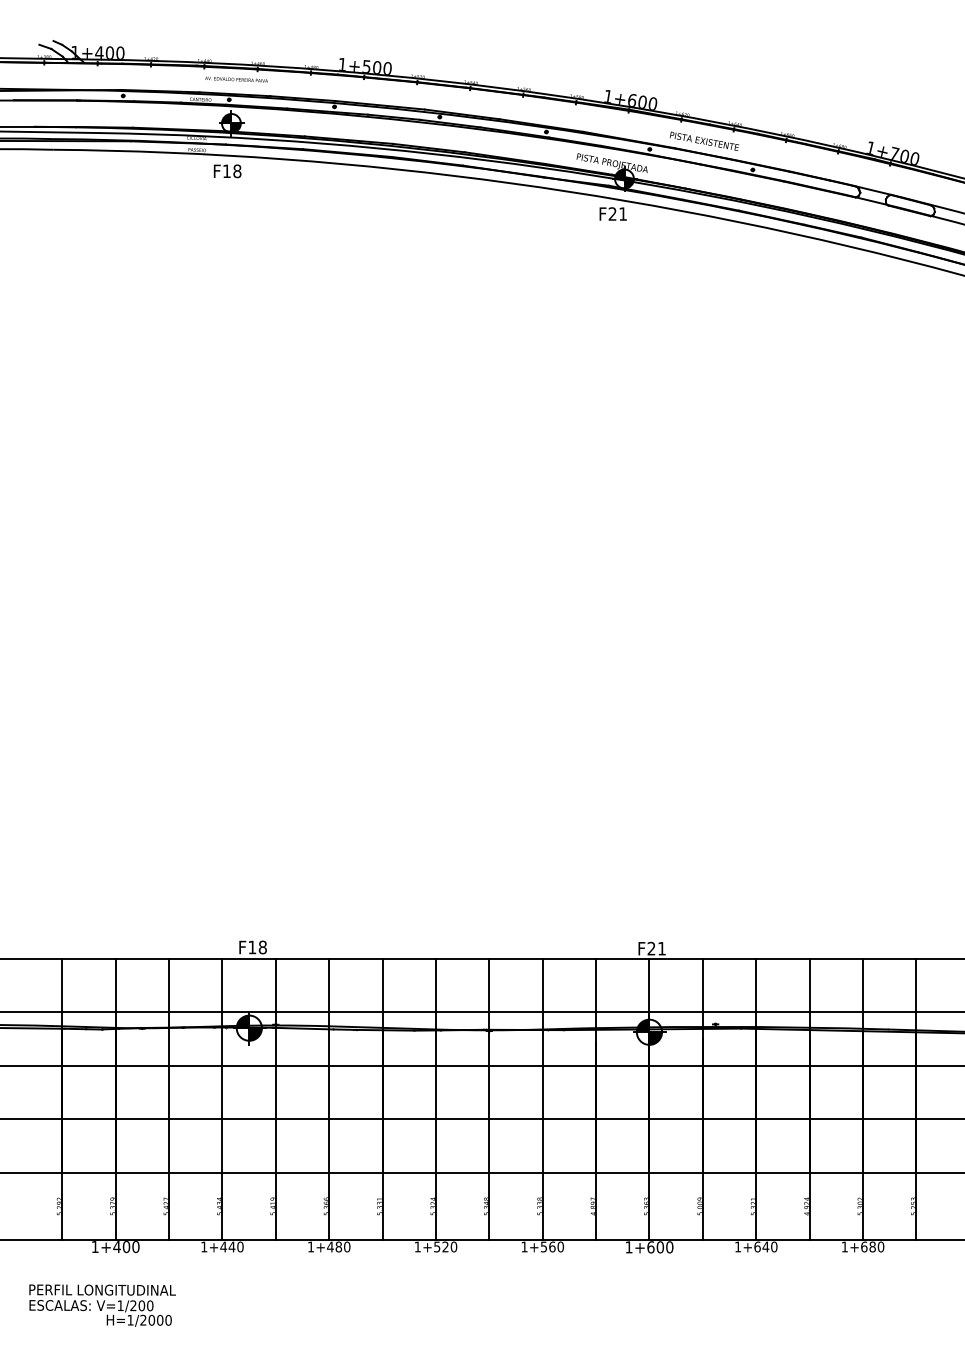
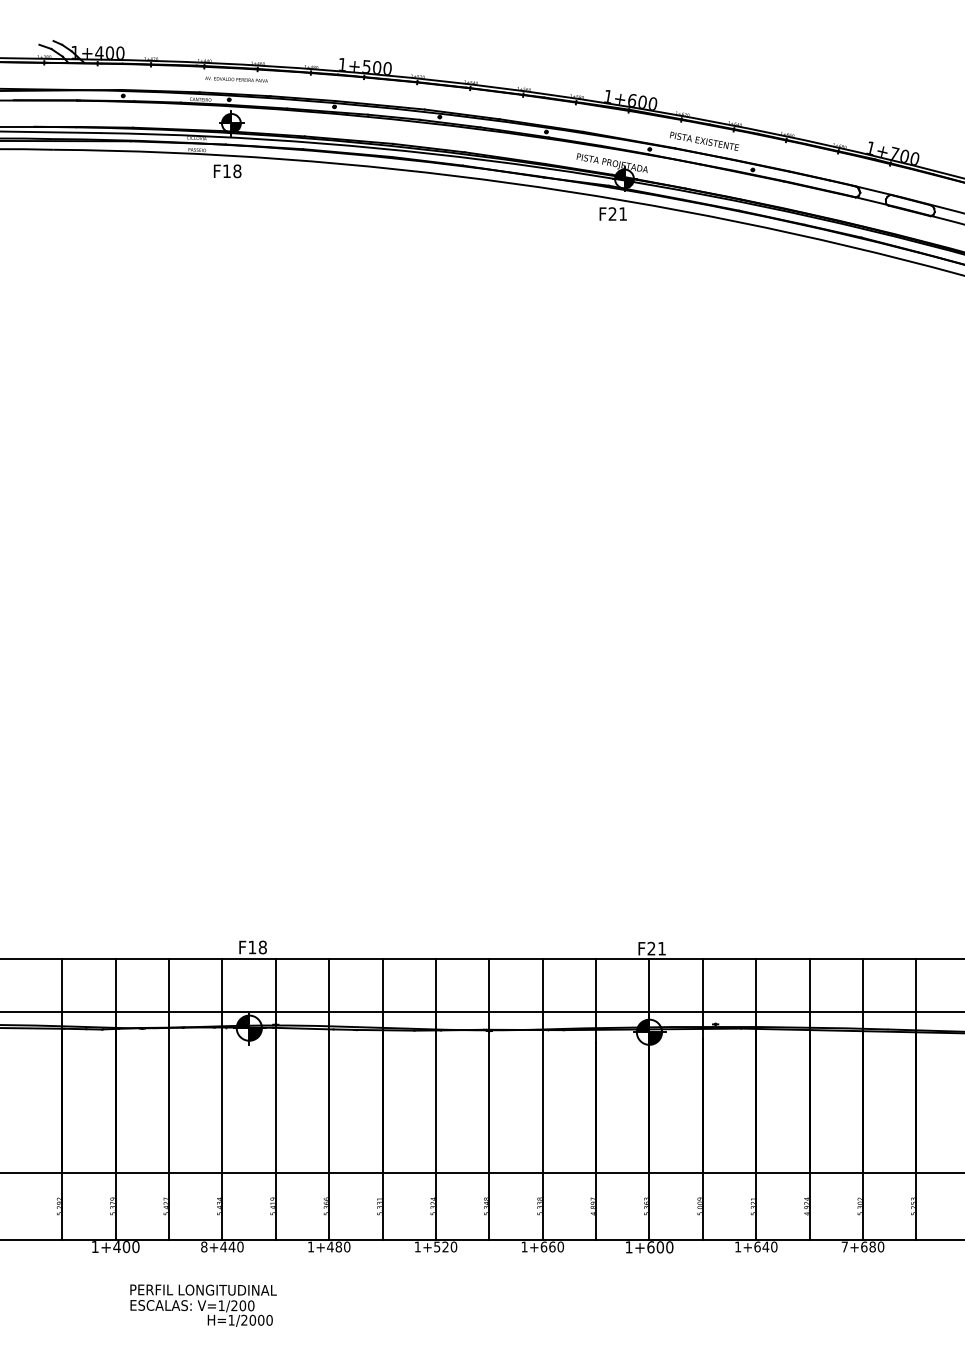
line: present -> none (481, 1065)
line: present -> none (481, 1119)
text: 1+440 -> 8+440 (204, 1246)
text: 1+560 -> 1+660 (543, 1246)
text: 1+680 -> 7+680 (844, 1246)
text position: (102, 1305) -> (203, 1305) (203, 1305)
